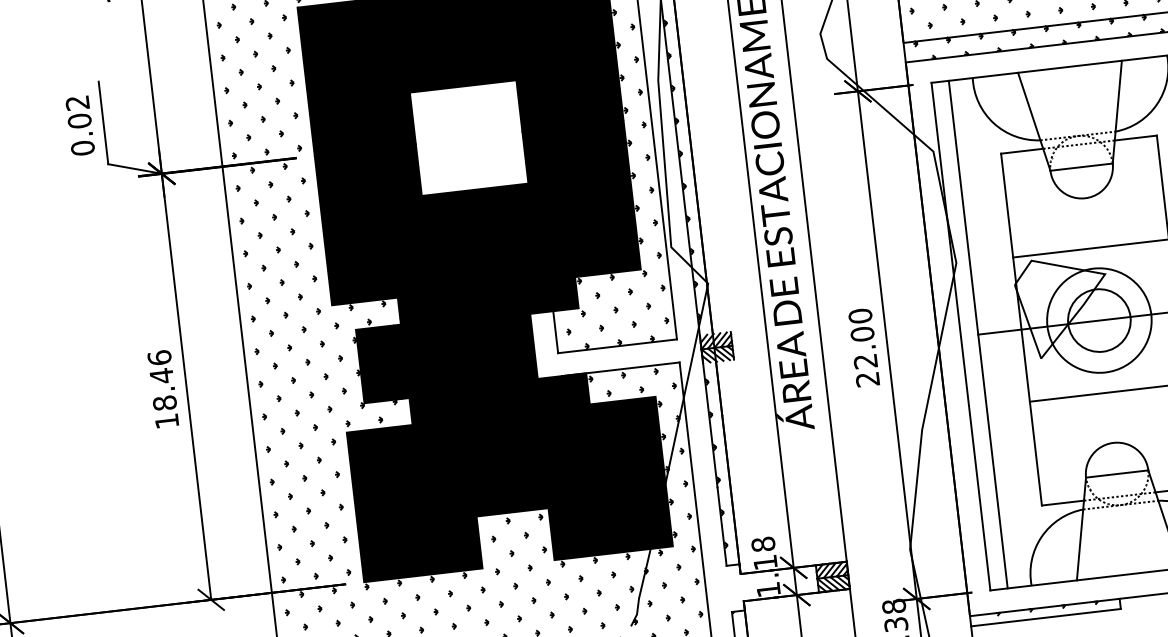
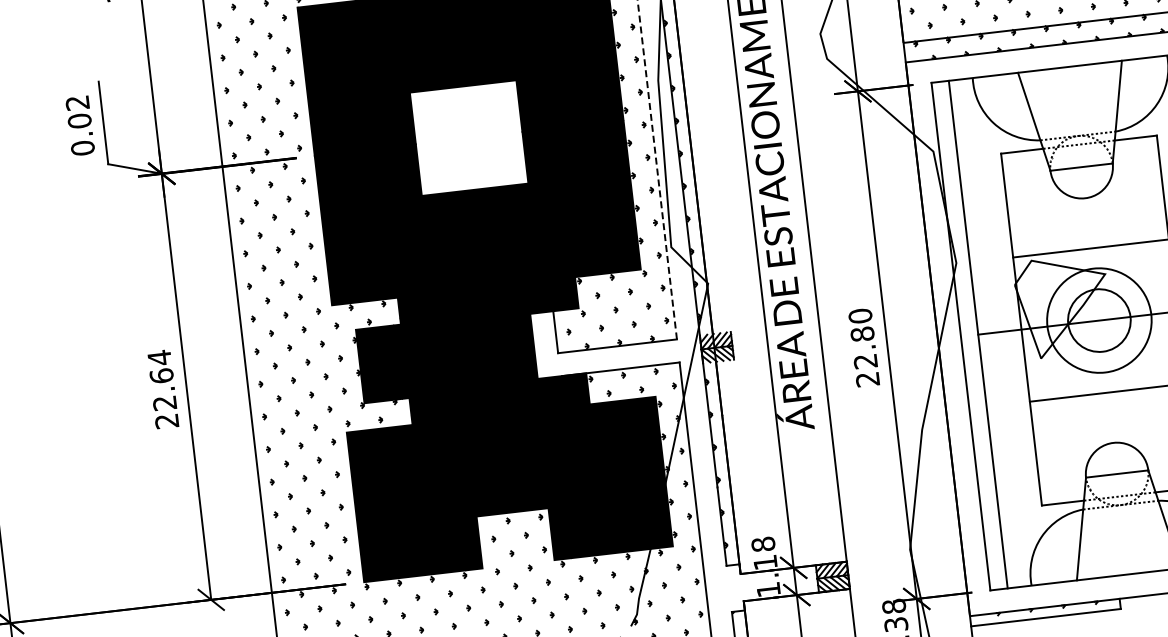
line: solid -> dashed (657, 169)
text: 22.00 -> 22.80 (862, 333)
text: 18.46 -> 22.64 (163, 389)
